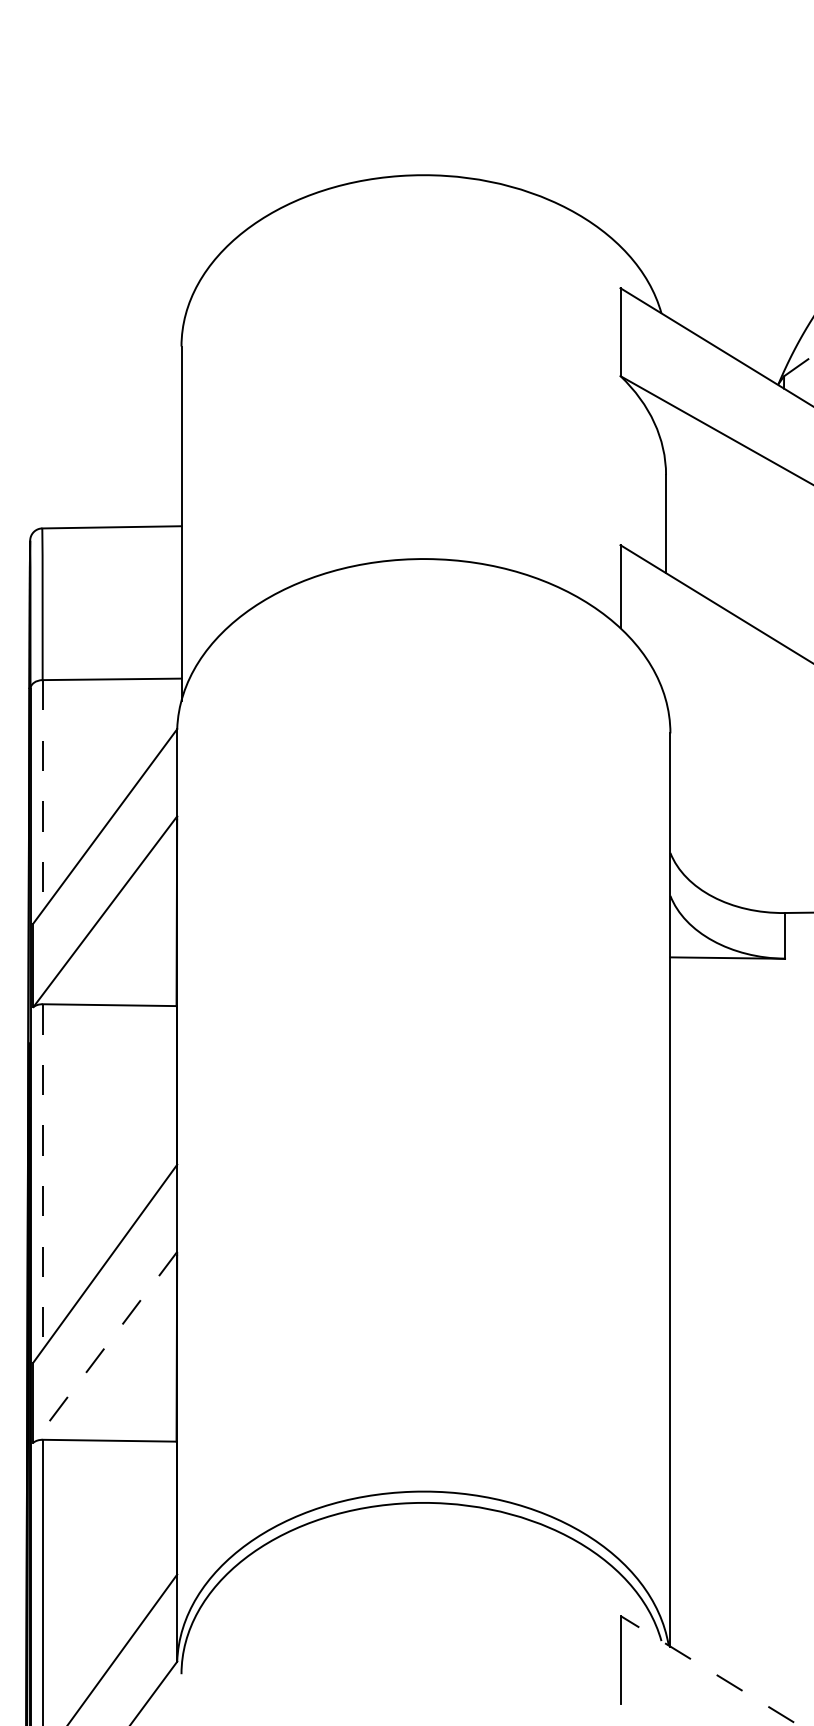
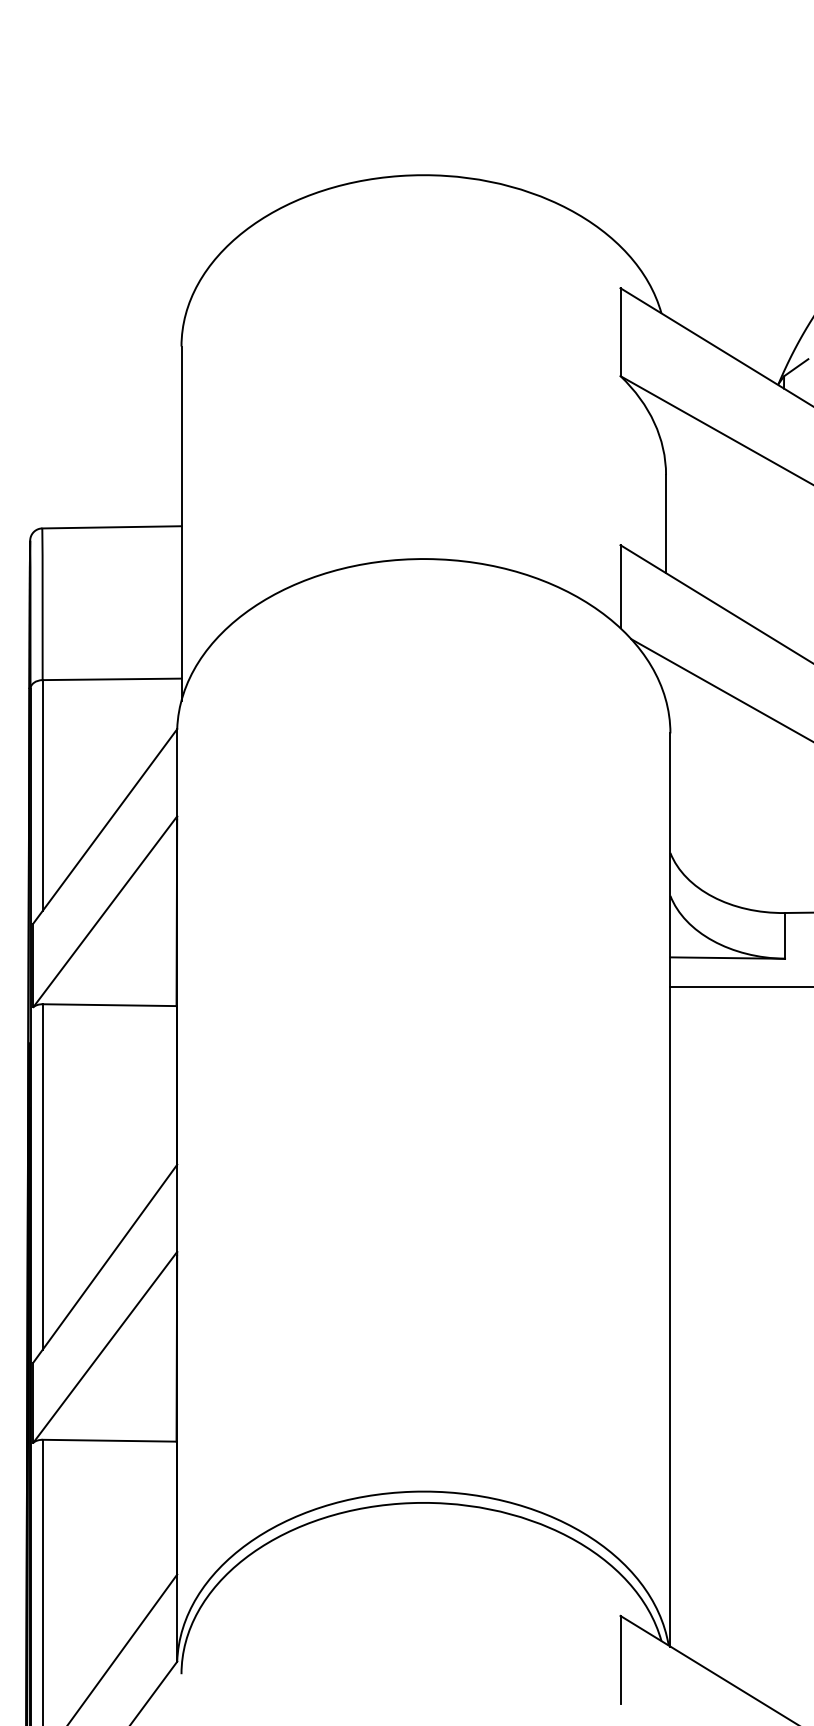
line: none -> present (720, 689)
line: dashed -> solid (42, 796)
line: none -> present (740, 986)
line: dashed -> solid (42, 1177)
line: dashed -> solid (105, 1347)
line: dashed -> solid (709, 1670)
